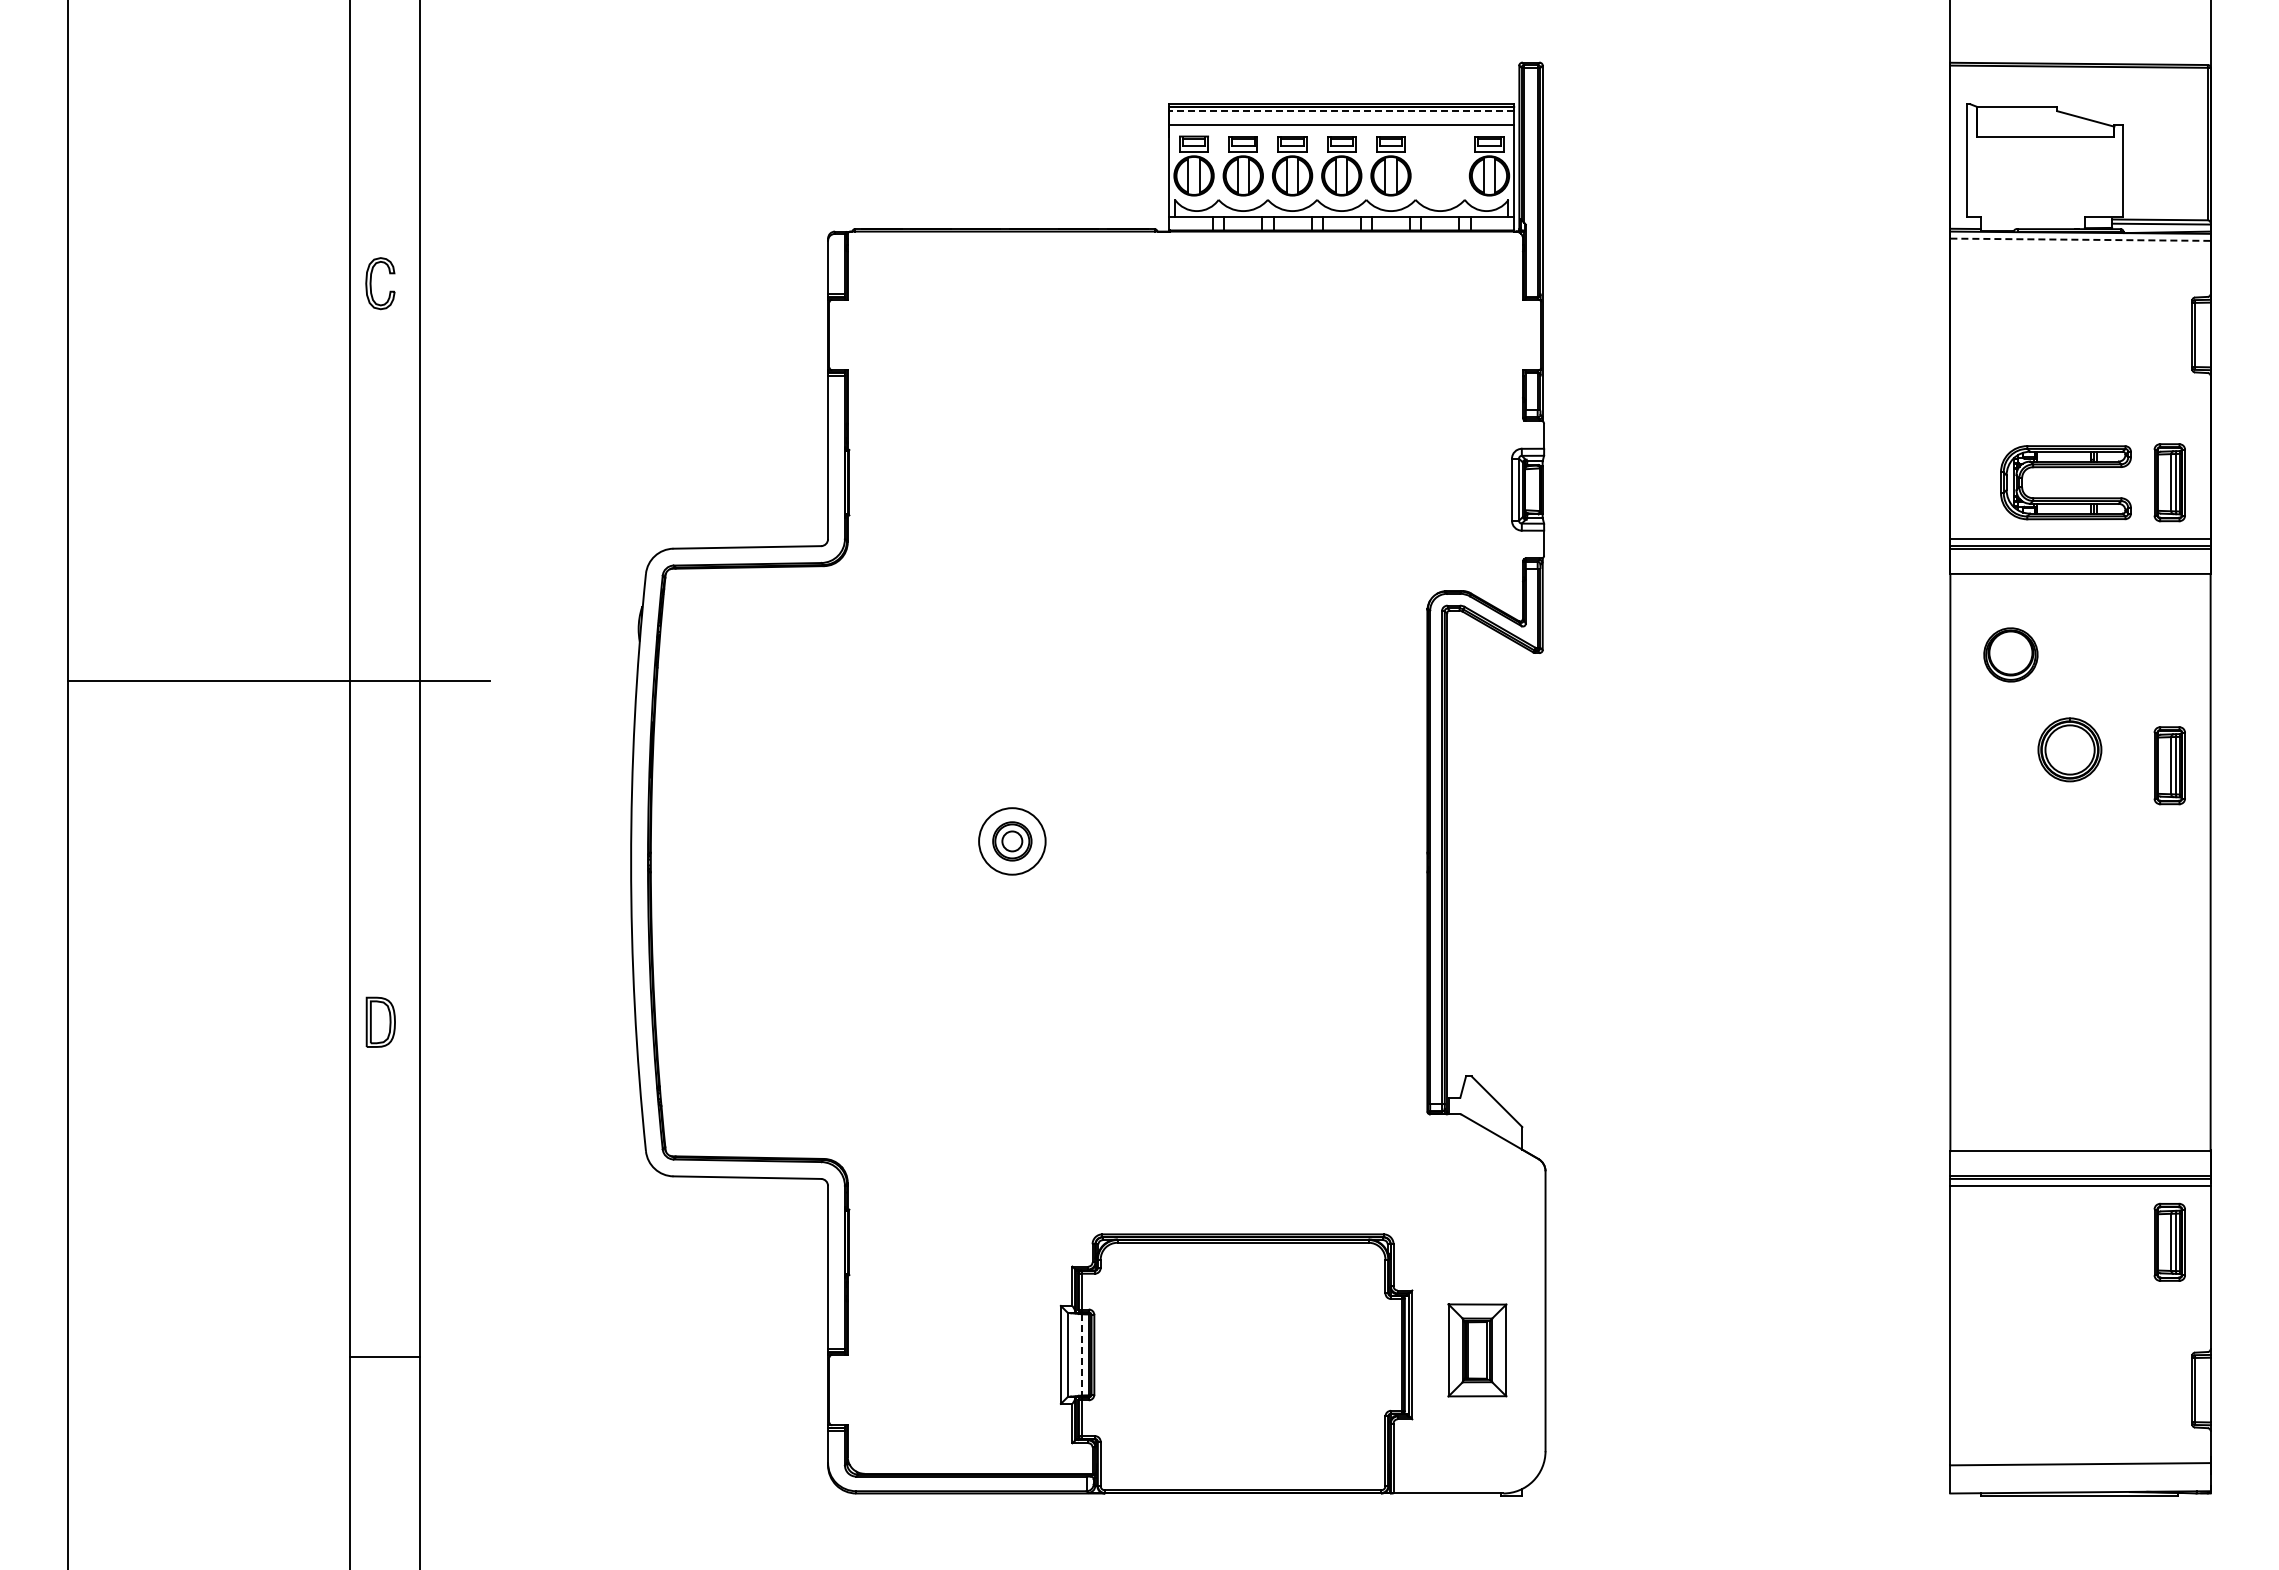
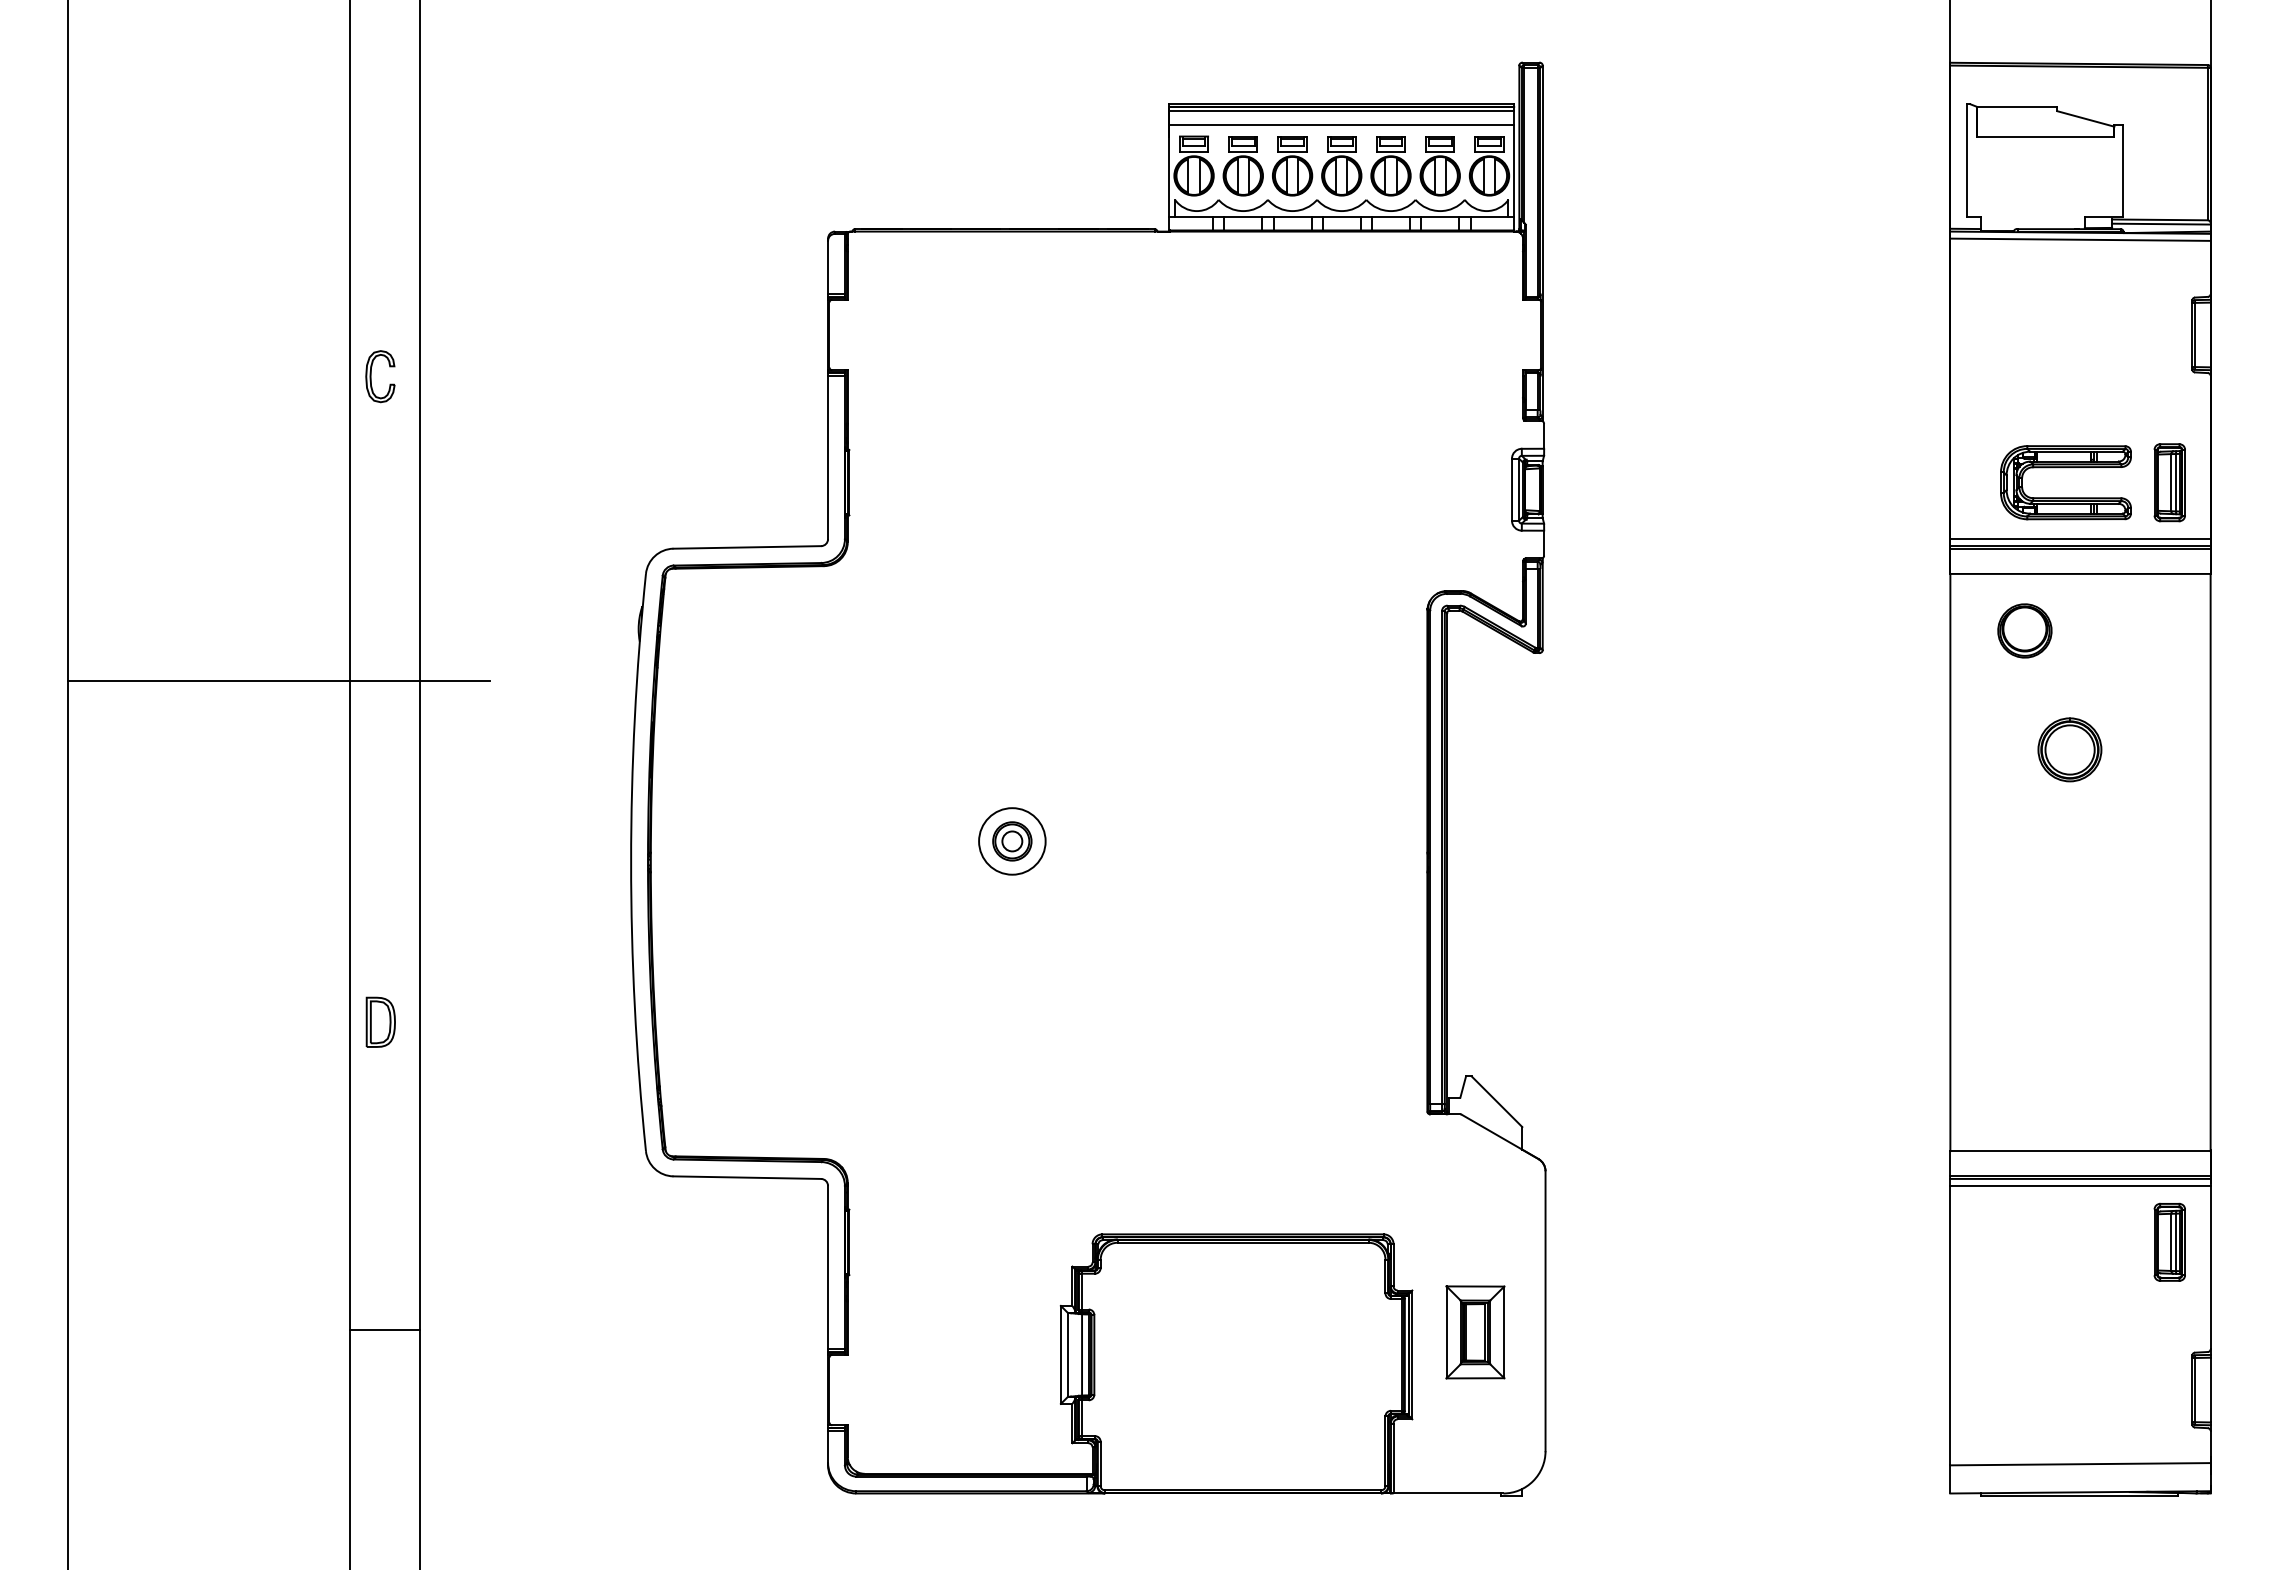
line: dashed -> solid (1341, 111)
part: none -> present (1439, 166)
line: dashed -> solid (2080, 239)
part position: (371, 283) -> (371, 376) (371, 376)
part position: (2010, 654) -> (2024, 630) (2024, 630)
part: present -> none (2169, 765)
part position: (1477, 1350) -> (1475, 1332) (1475, 1332)
line: dashed -> solid (1082, 1354)
line position: (384, 1357) -> (384, 1330) (384, 1330)
